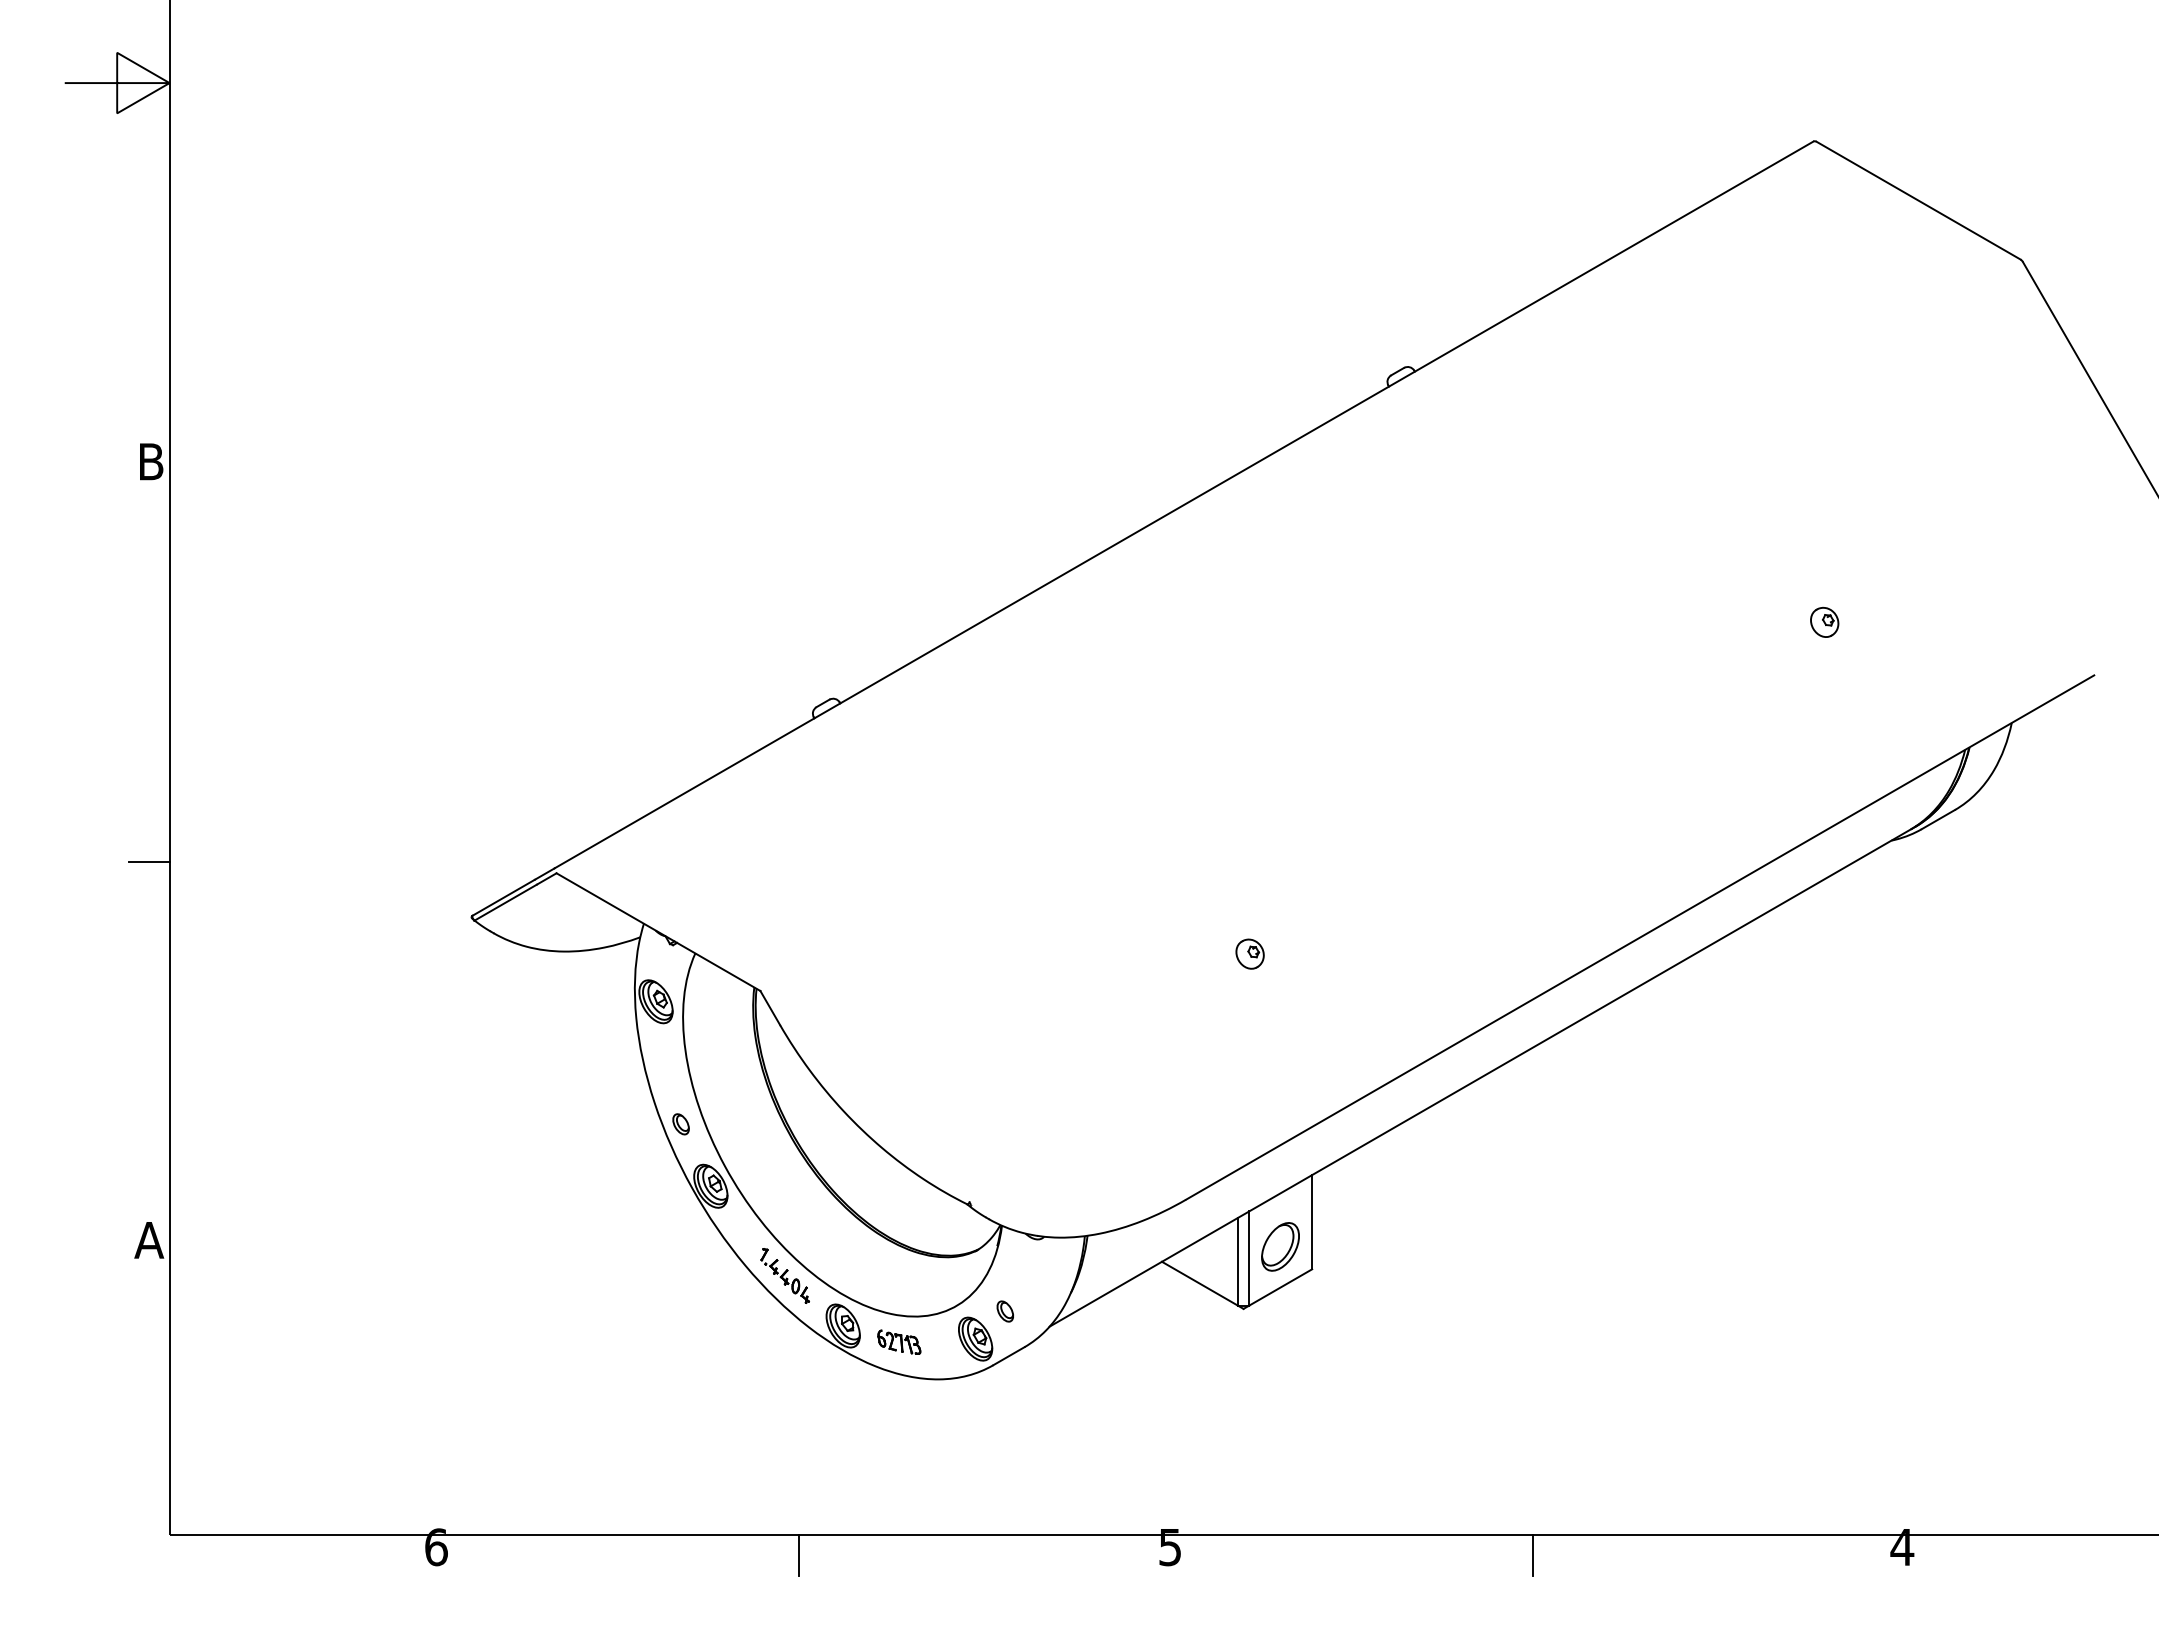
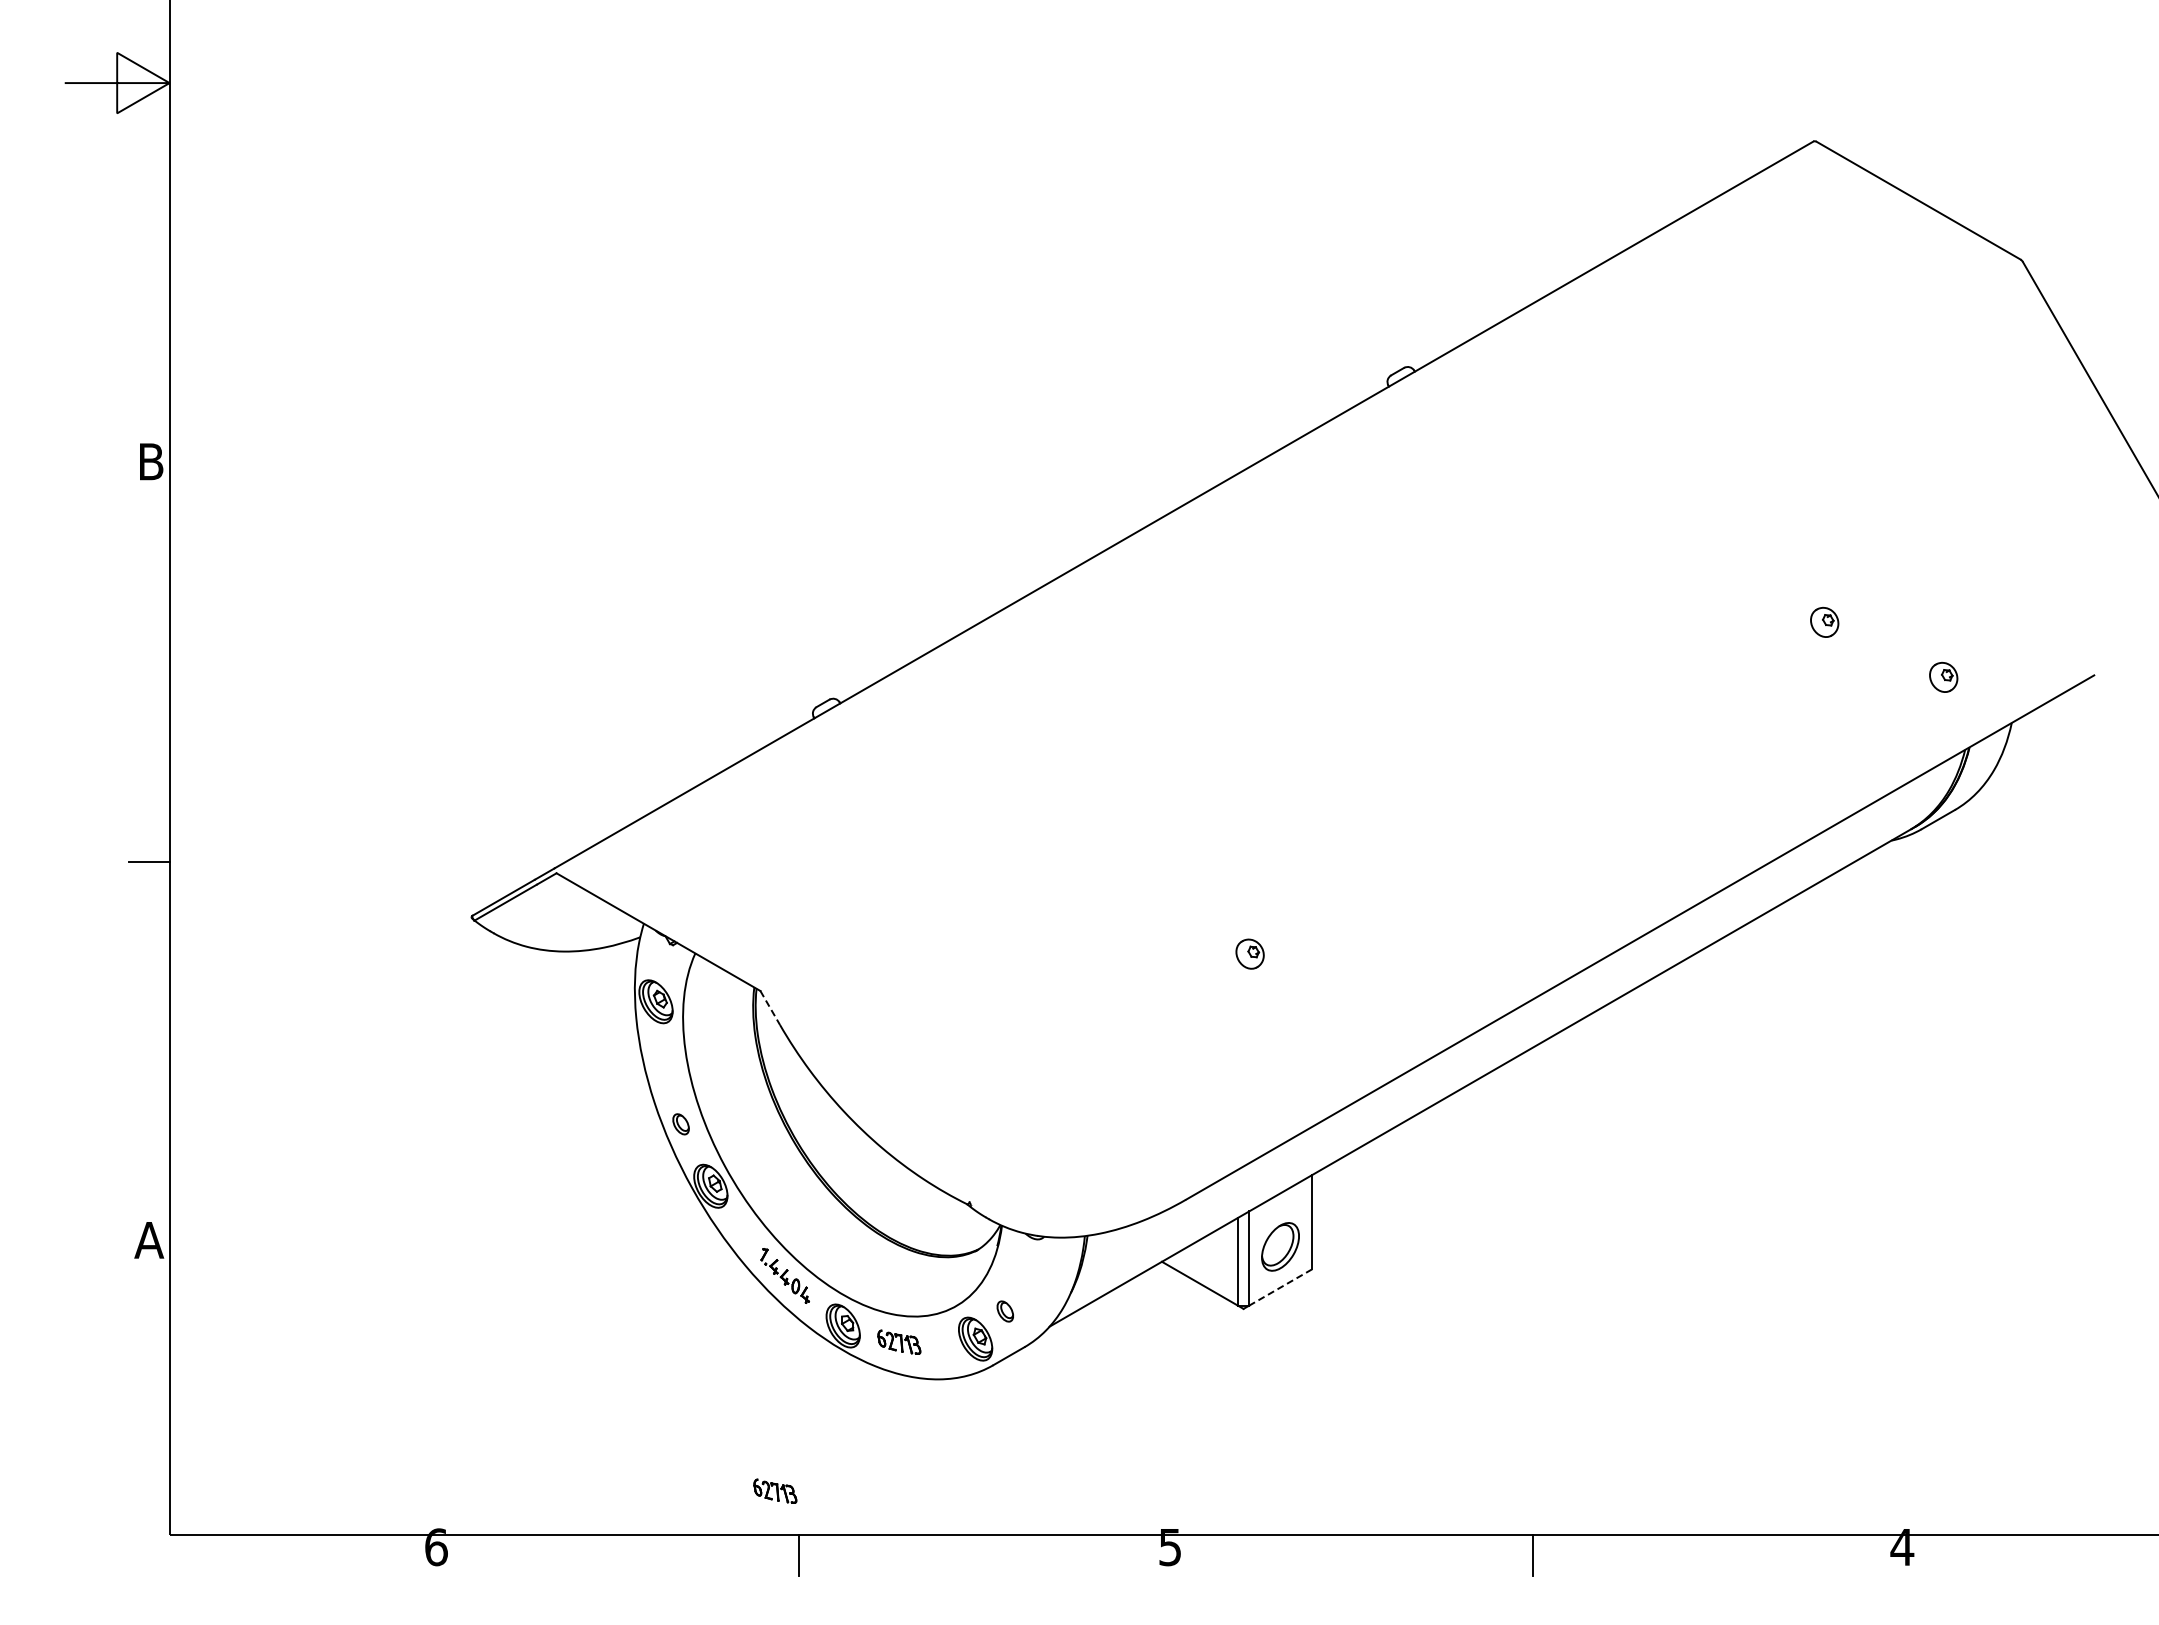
part: none -> present (1943, 676)
line: solid -> dashed (770, 1008)
line: solid -> dashed (1280, 1287)
part: none -> present (775, 1490)
